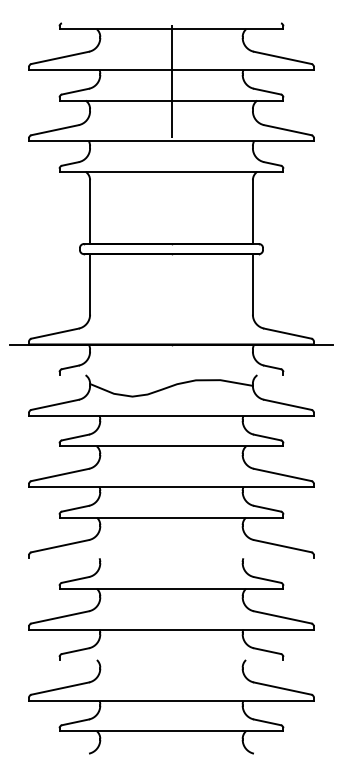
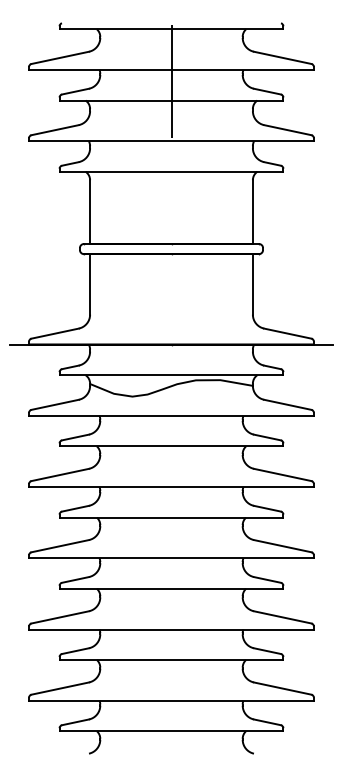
line: none -> present (171, 375)
line: none -> present (171, 558)
line: none -> present (171, 660)
